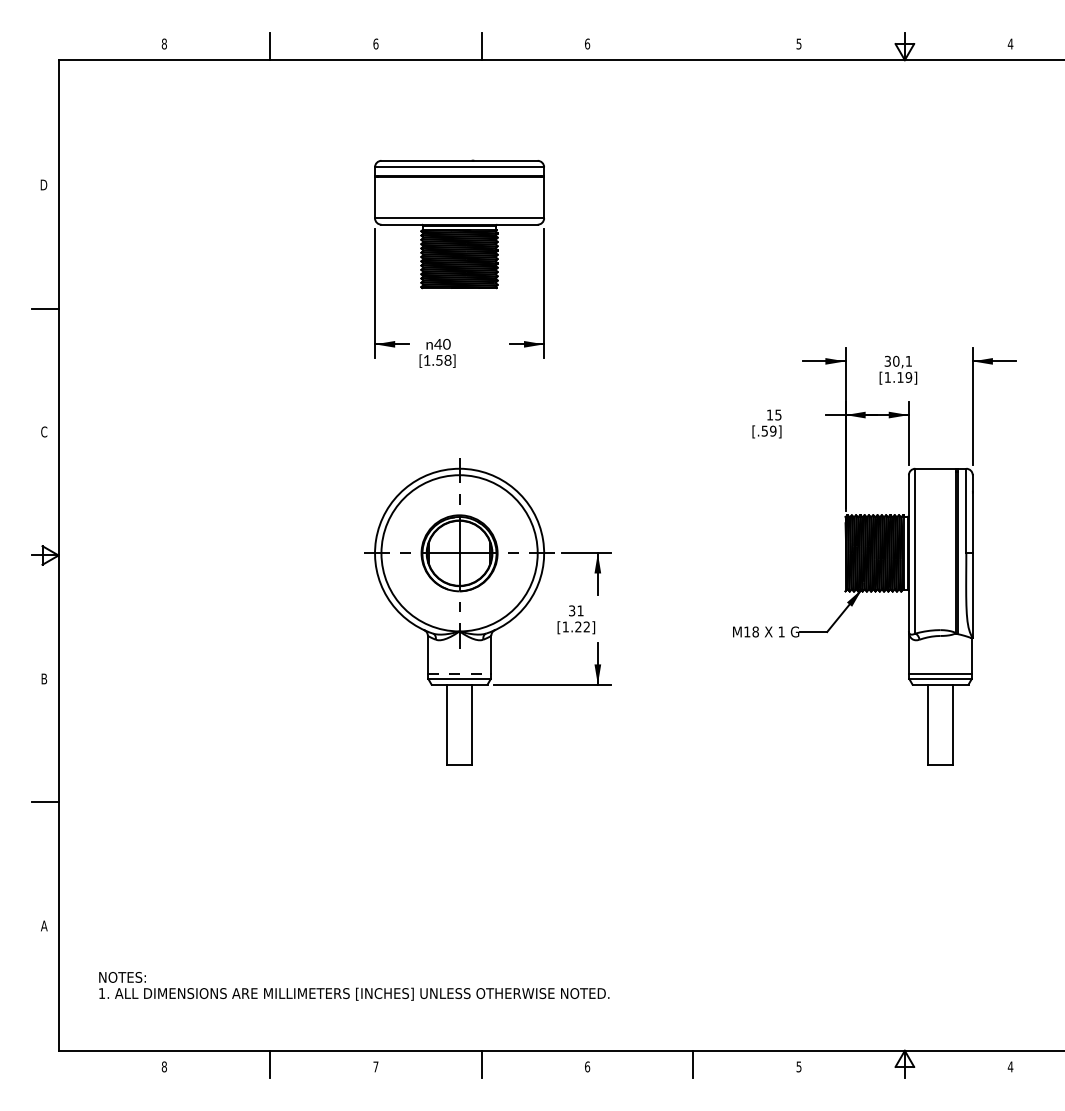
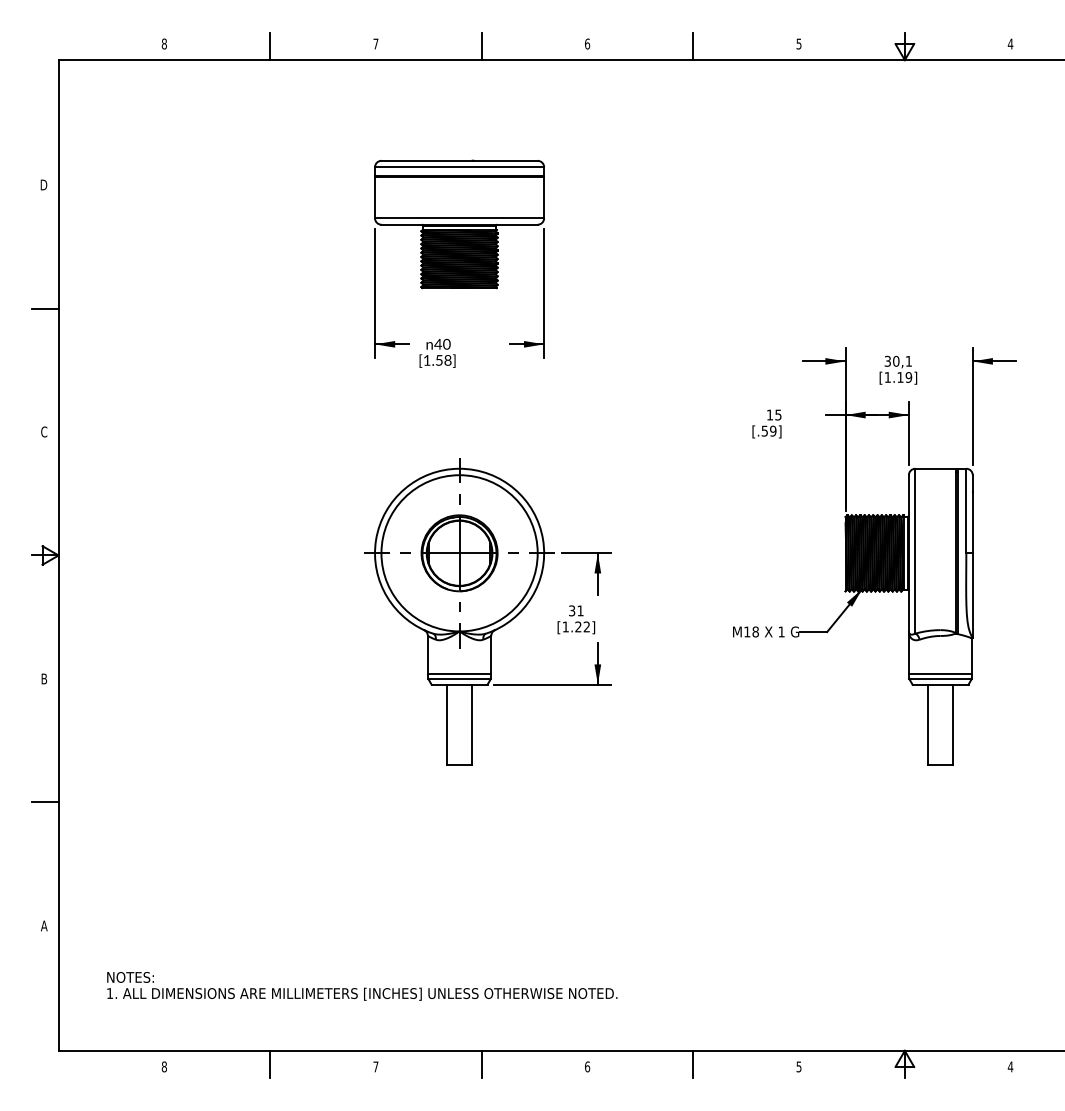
text: 6 -> 7 (375, 43)
line: none -> present (693, 46)
line: dashed -> solid (459, 673)
text position: (354, 986) -> (362, 986) (362, 986)
